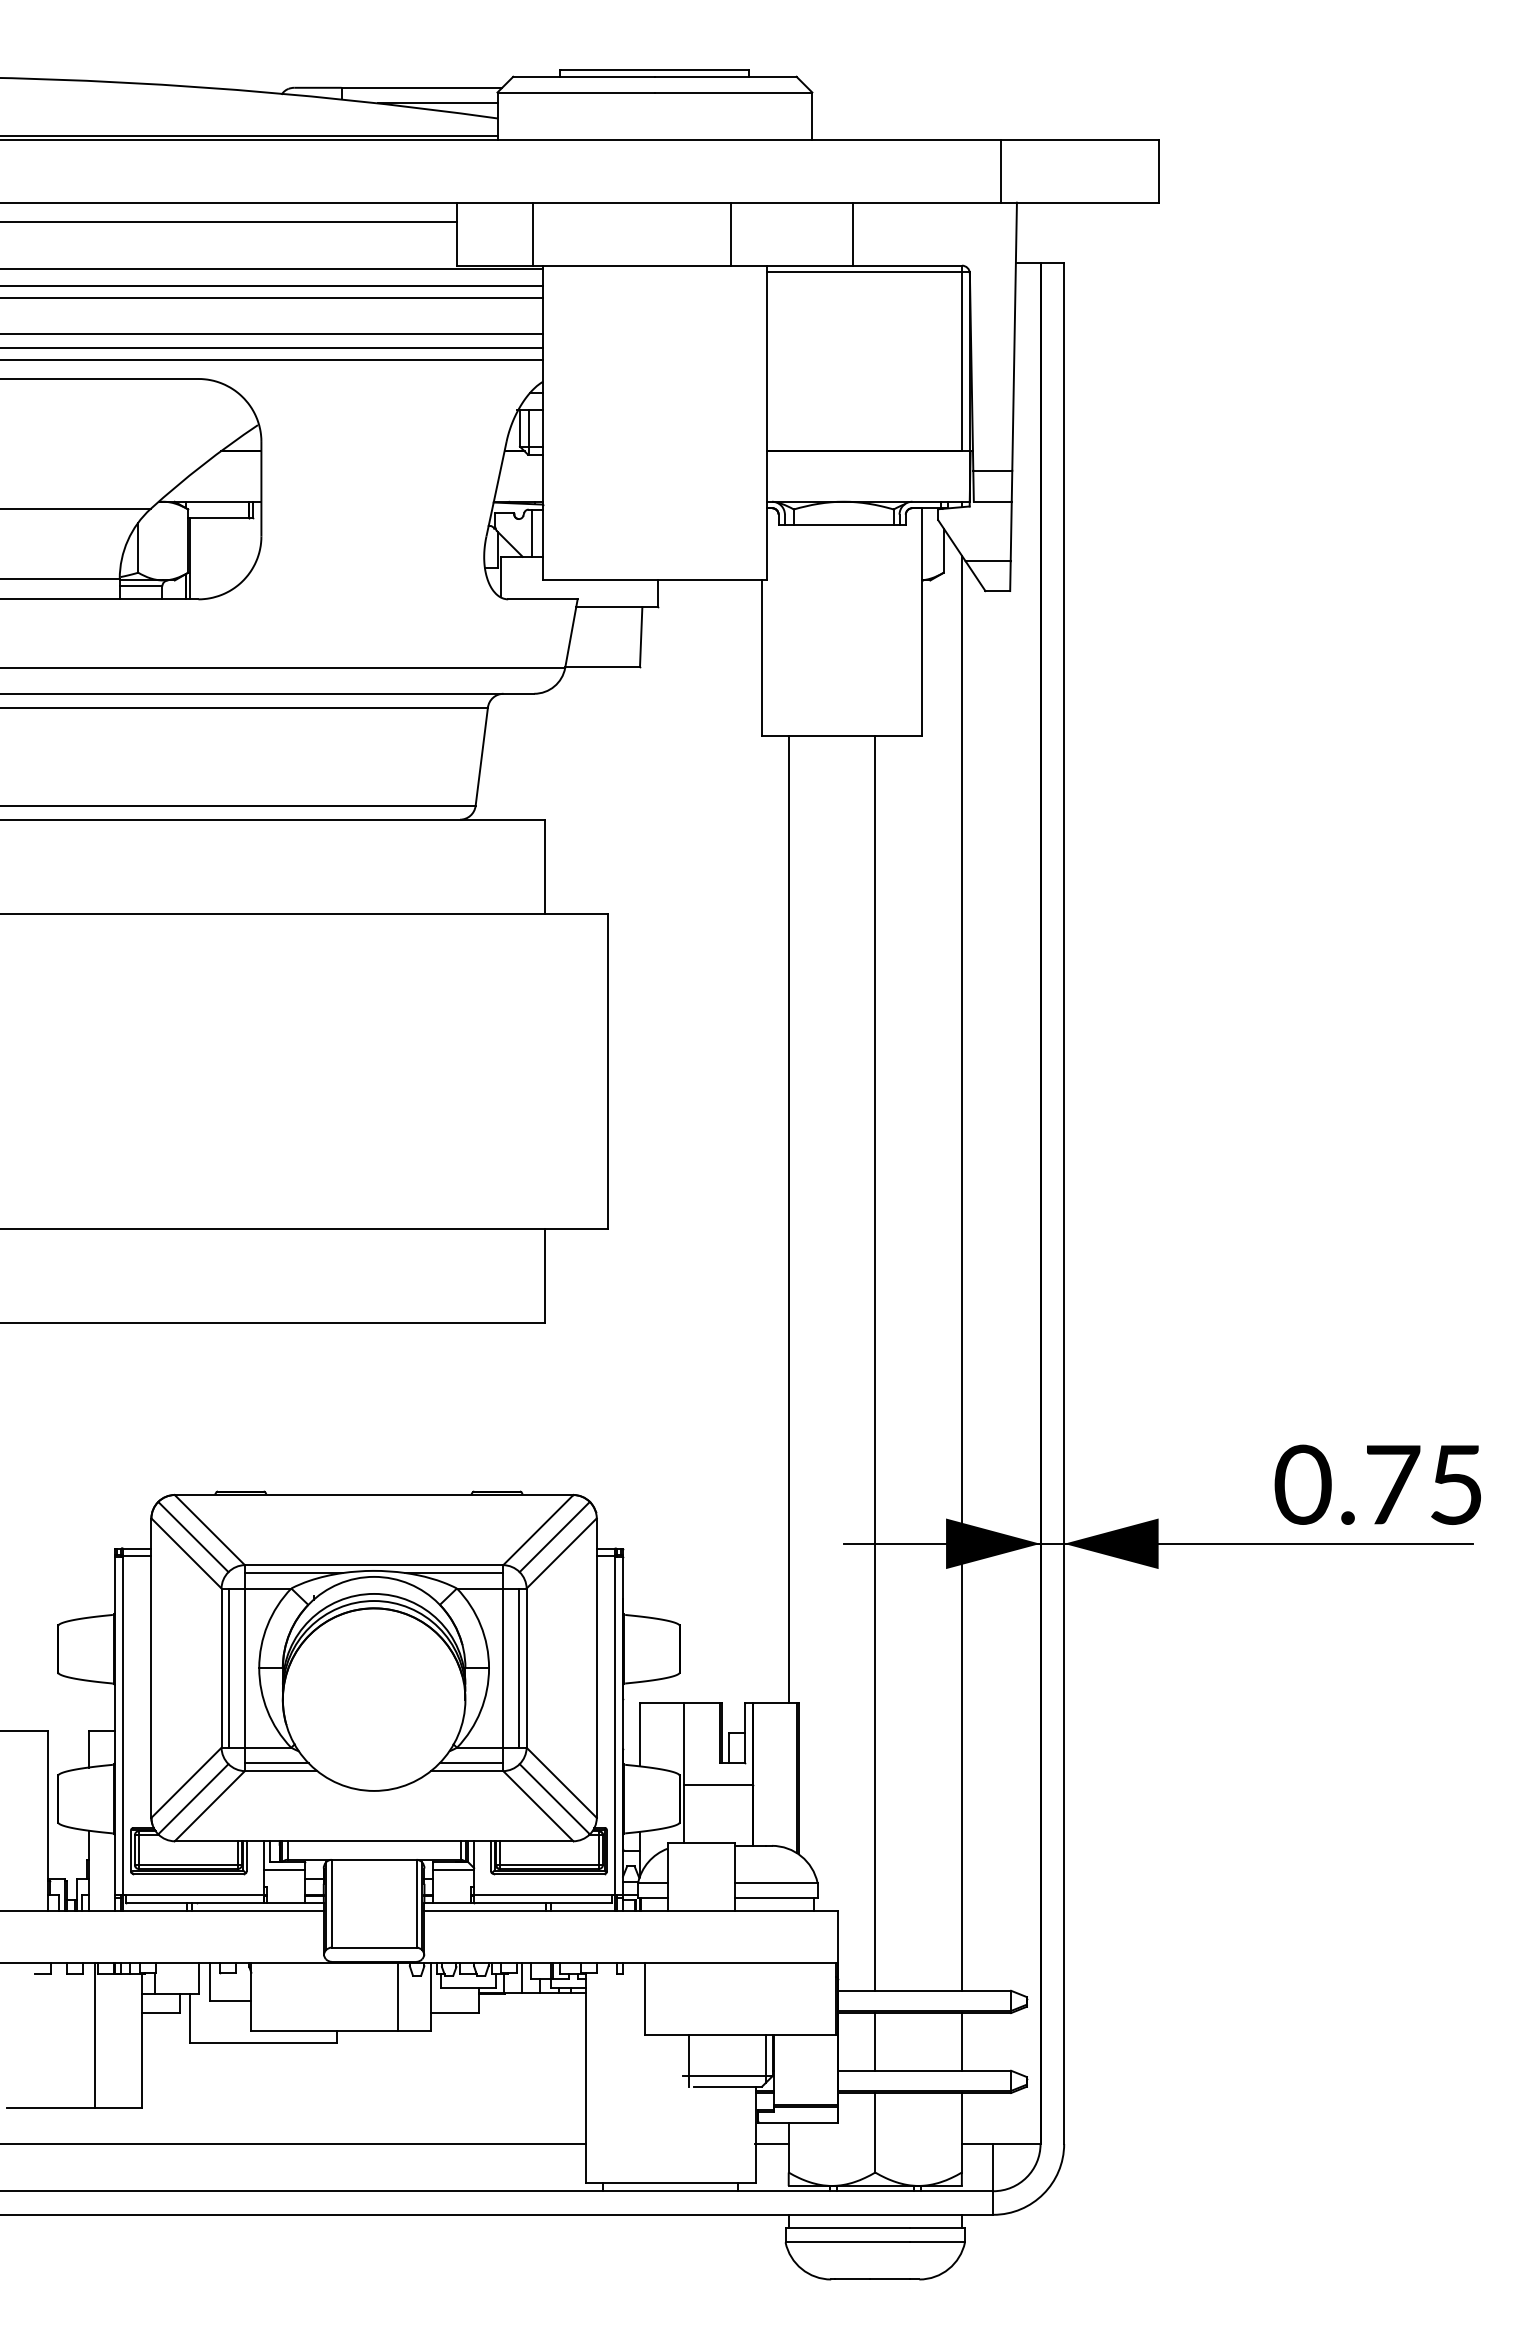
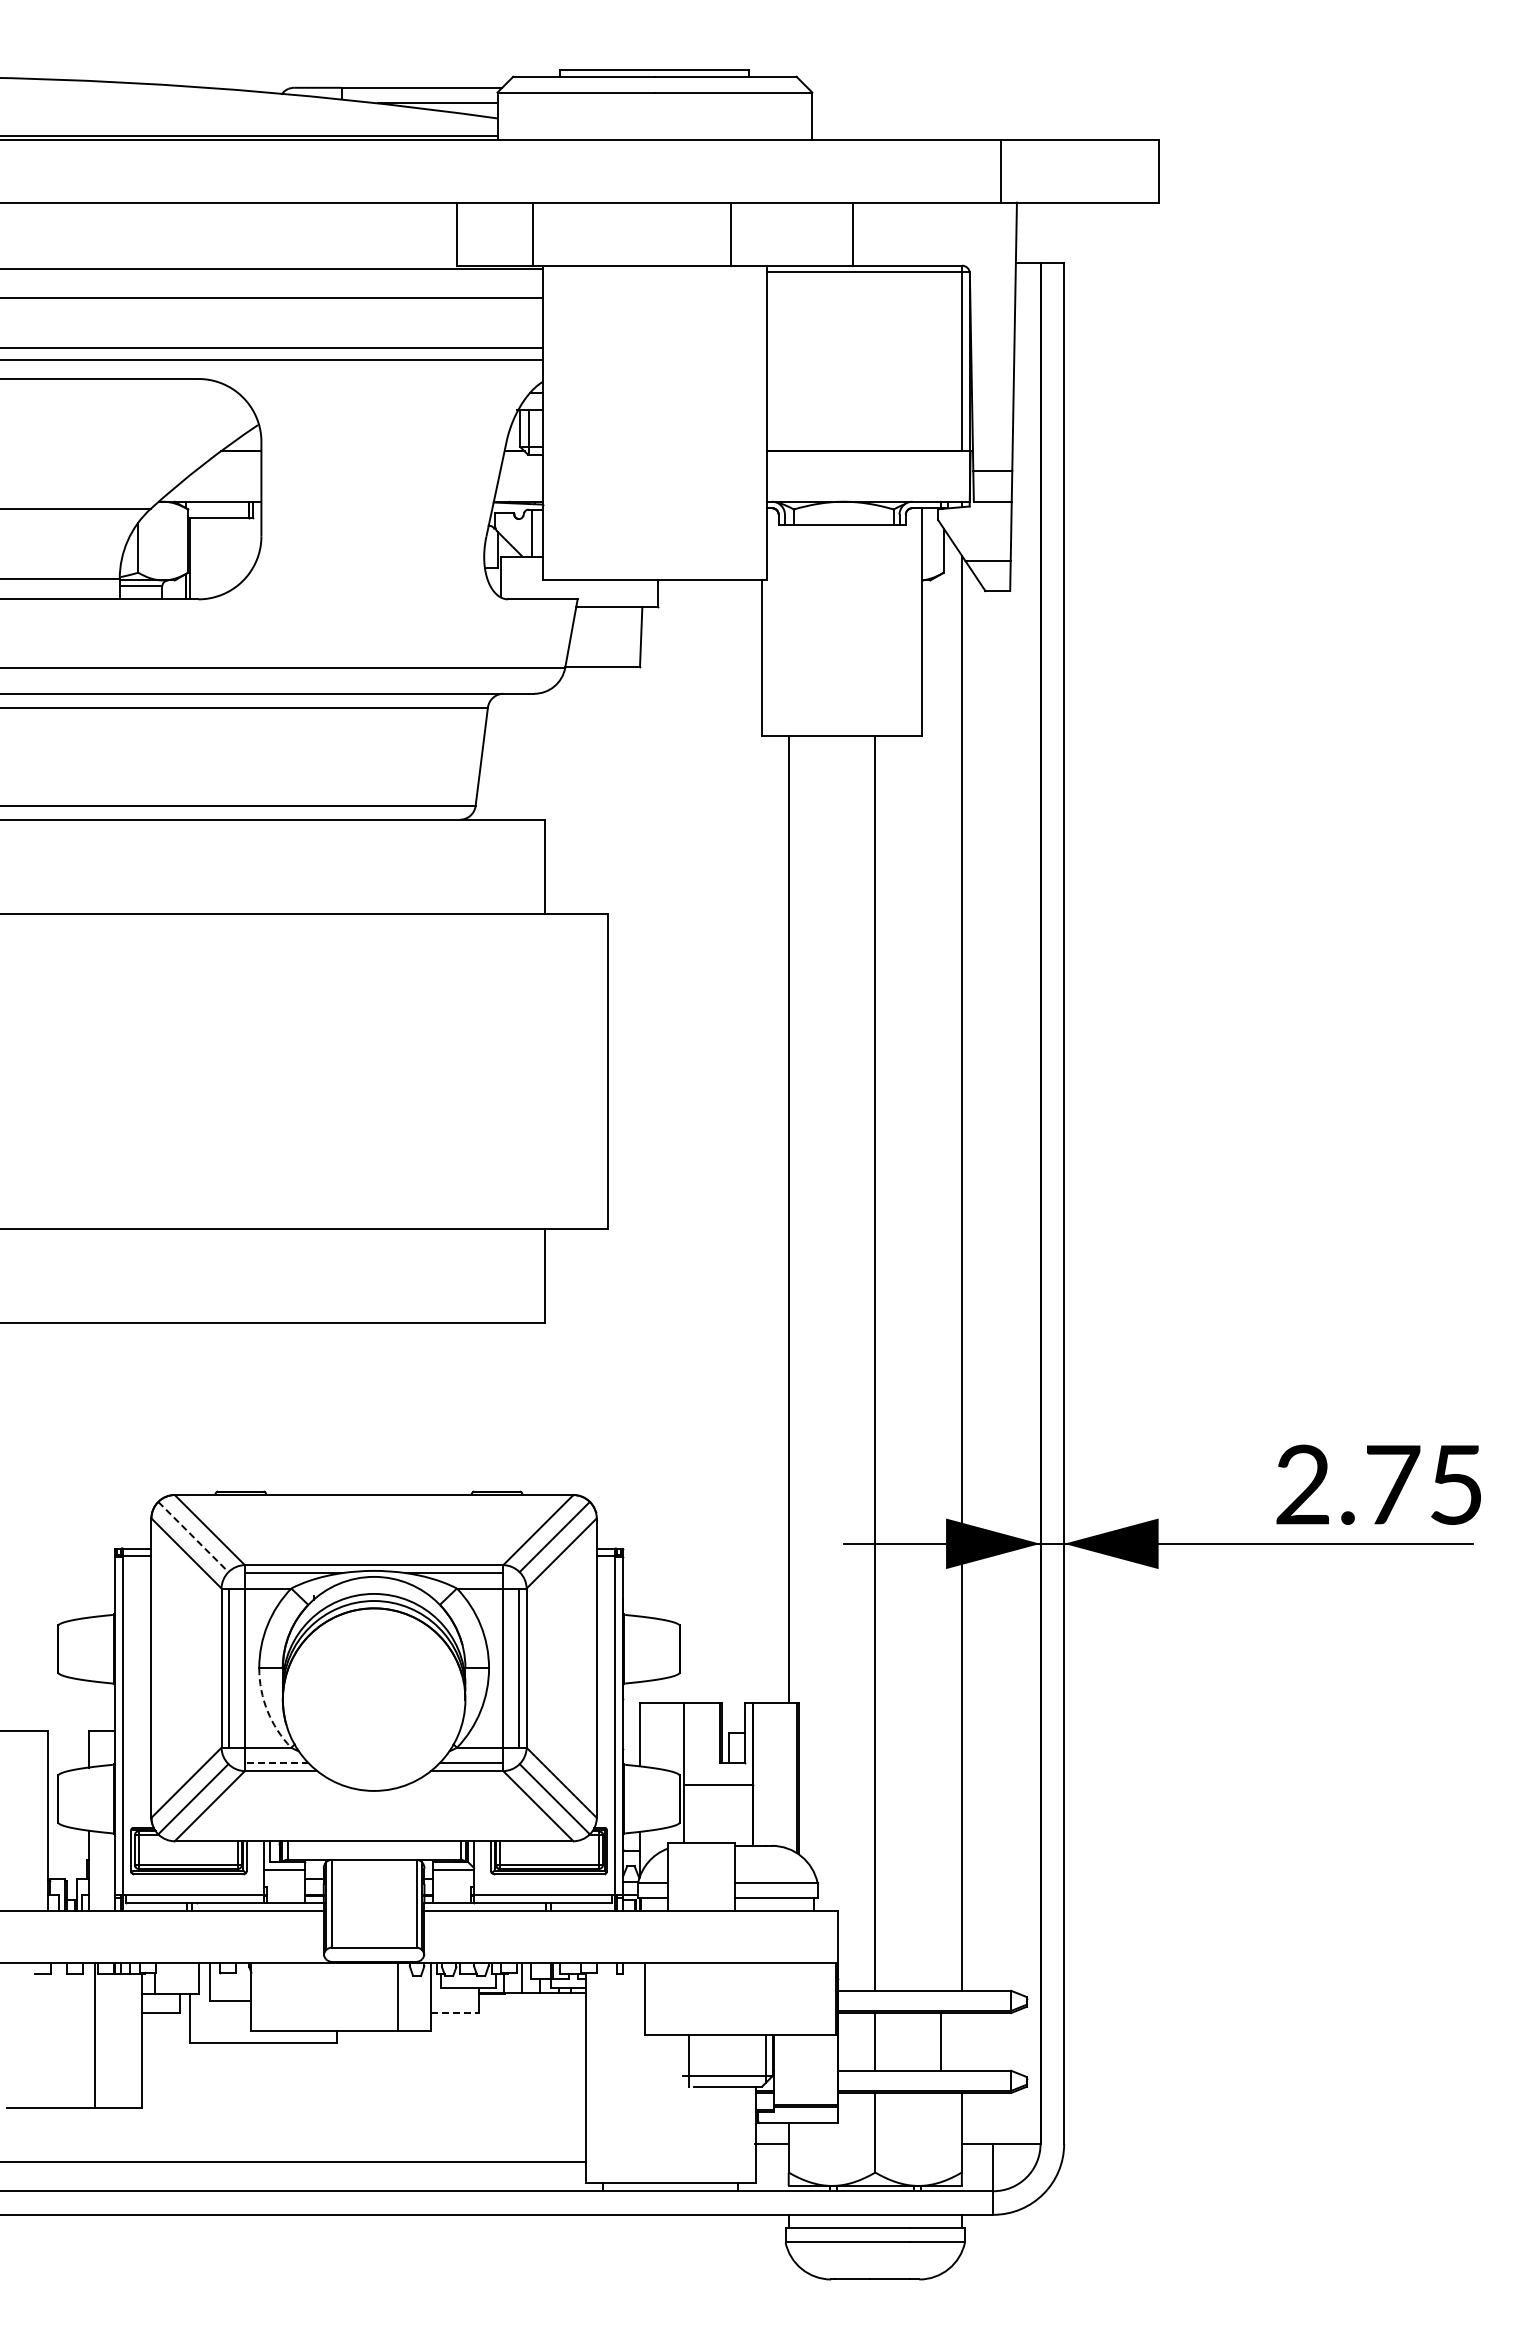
line: present -> none (229, 221)
line: present -> none (272, 285)
line: present -> none (272, 333)
text: 0.75 -> 2.75 (1302, 1484)
line: solid -> dashed (193, 1537)
arc: solid -> dashed (267, 1711)
line: solid -> dashed (276, 1763)
line: solid -> dashed (455, 2013)
line position: (961, 2041) -> (940, 2041) (940, 2041)
line position: (293, 2144) -> (293, 2162) (293, 2162)
